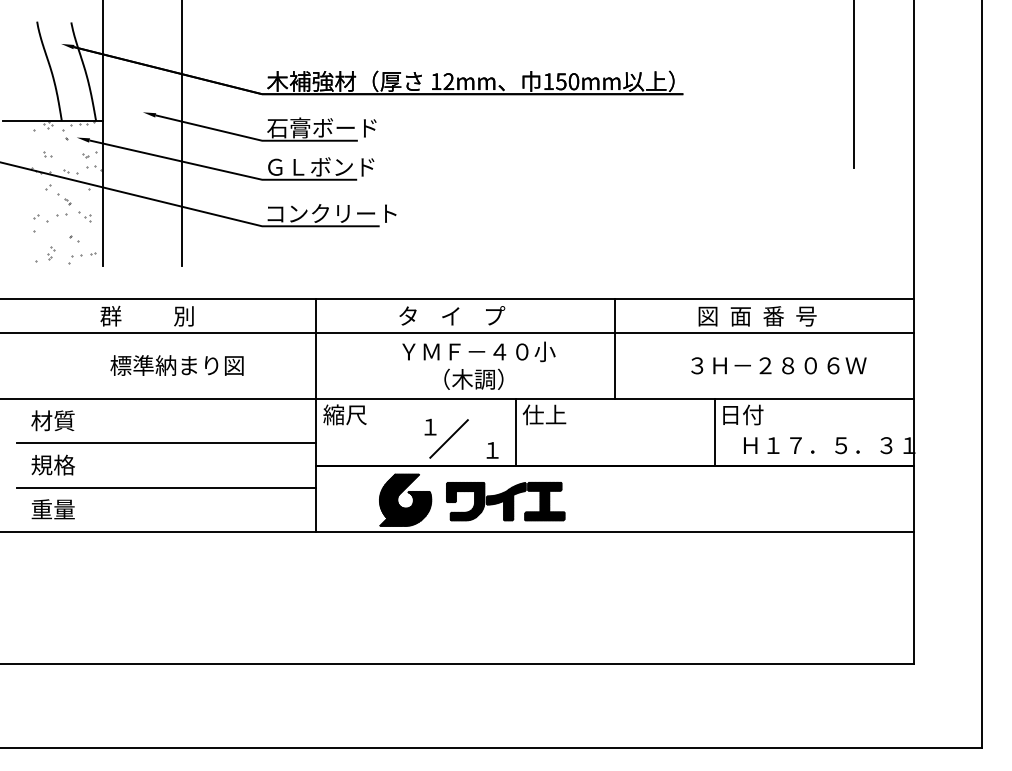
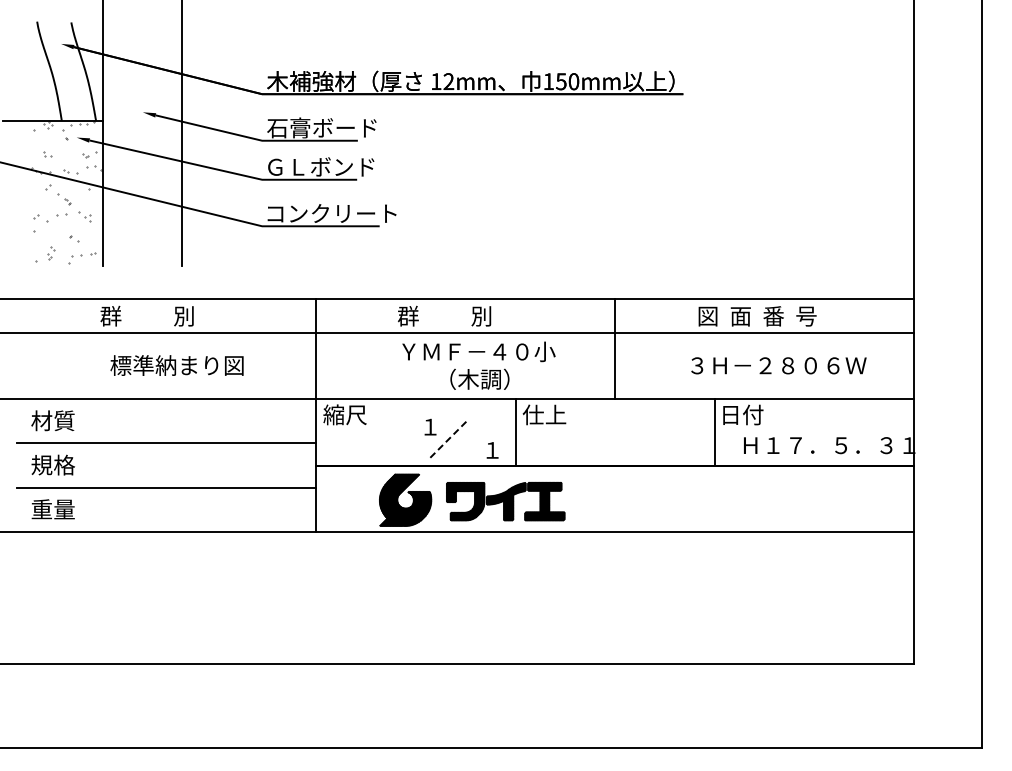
line: present -> none (853, 84)
text: タ    イ    プ -> 群          別 (451, 315)
text position: (473, 378) -> (479, 378) (479, 378)
line: solid -> dashed (449, 438)
